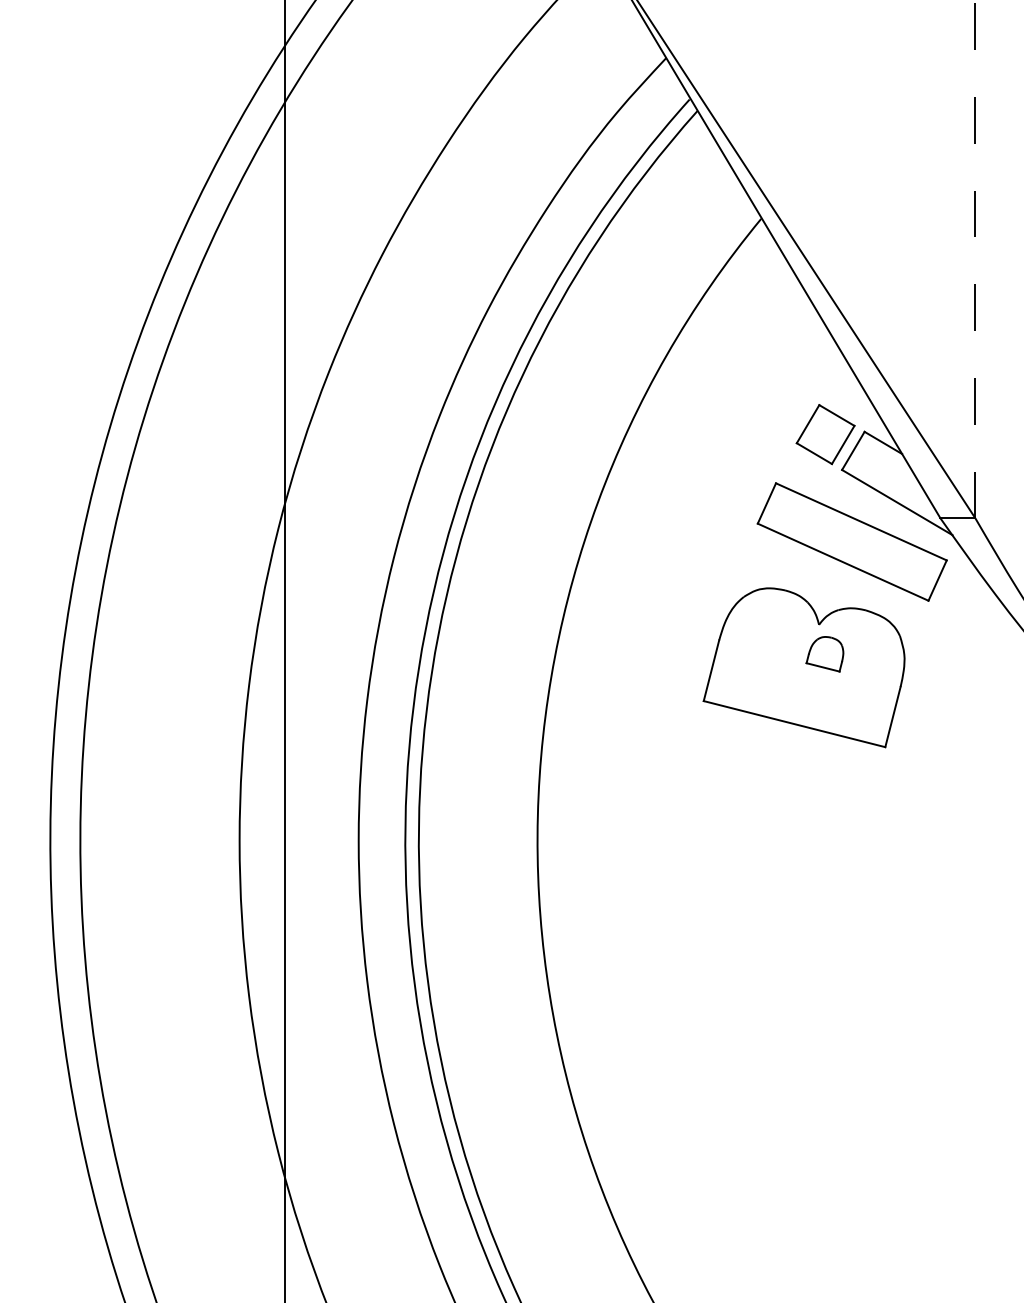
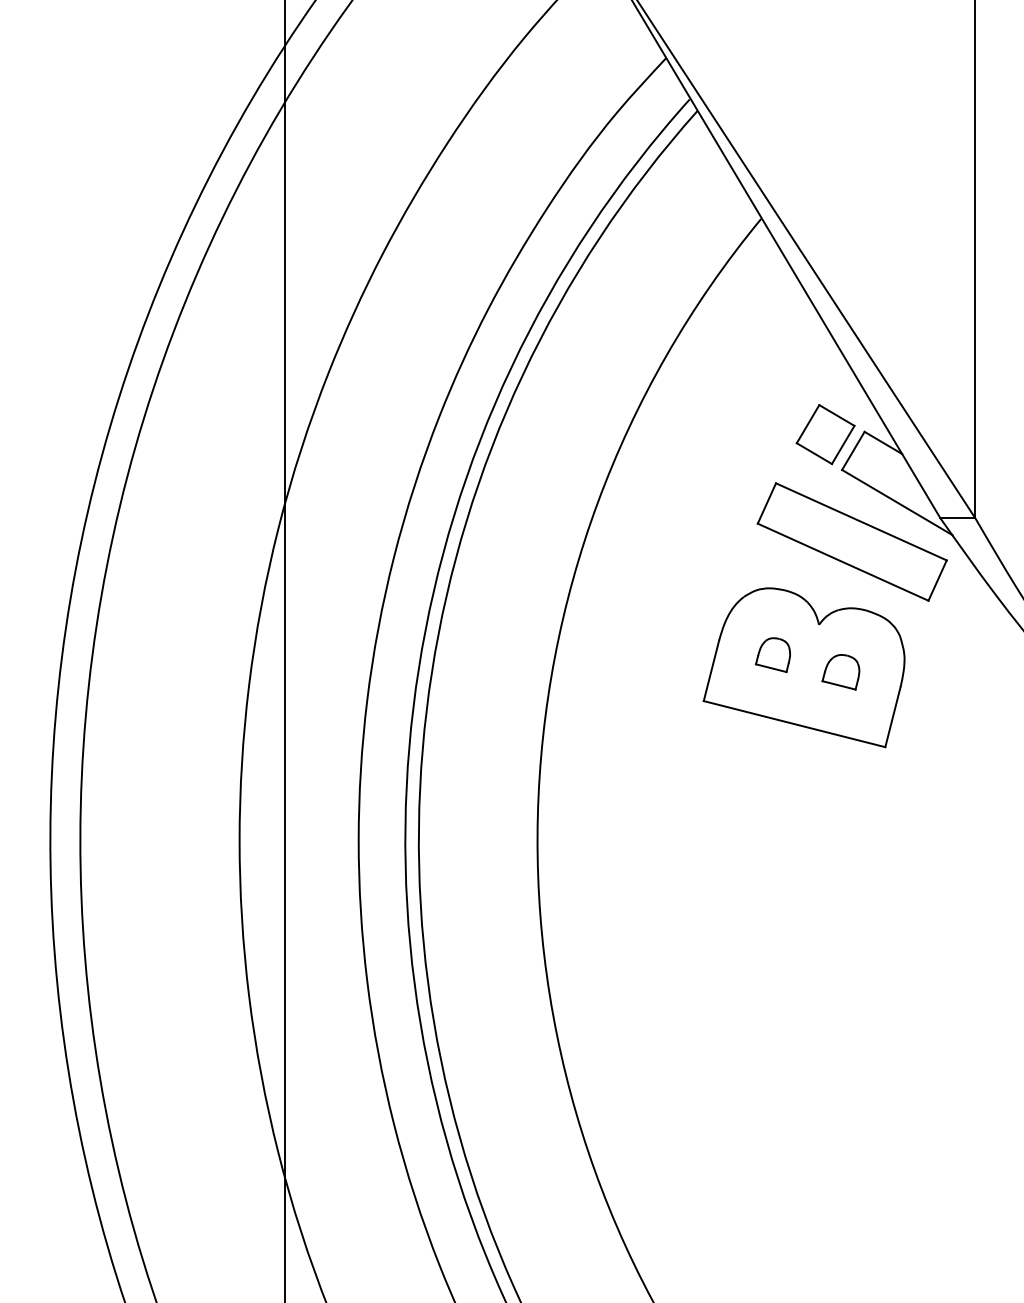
line: dashed -> solid (975, 259)
part: none -> present (772, 654)
part position: (824, 654) -> (840, 672) (840, 672)
